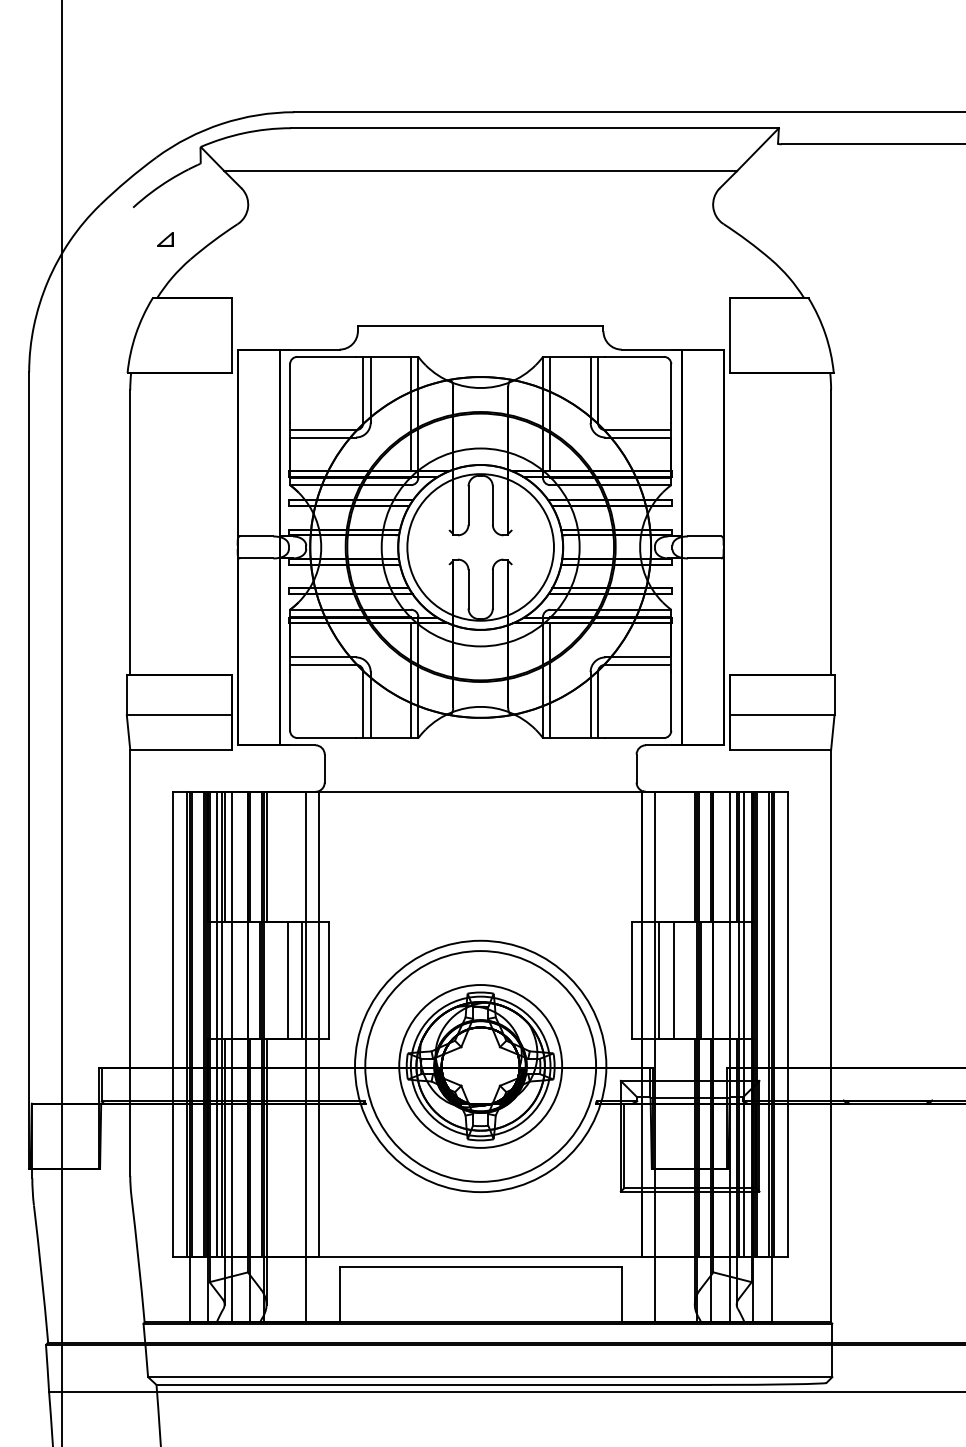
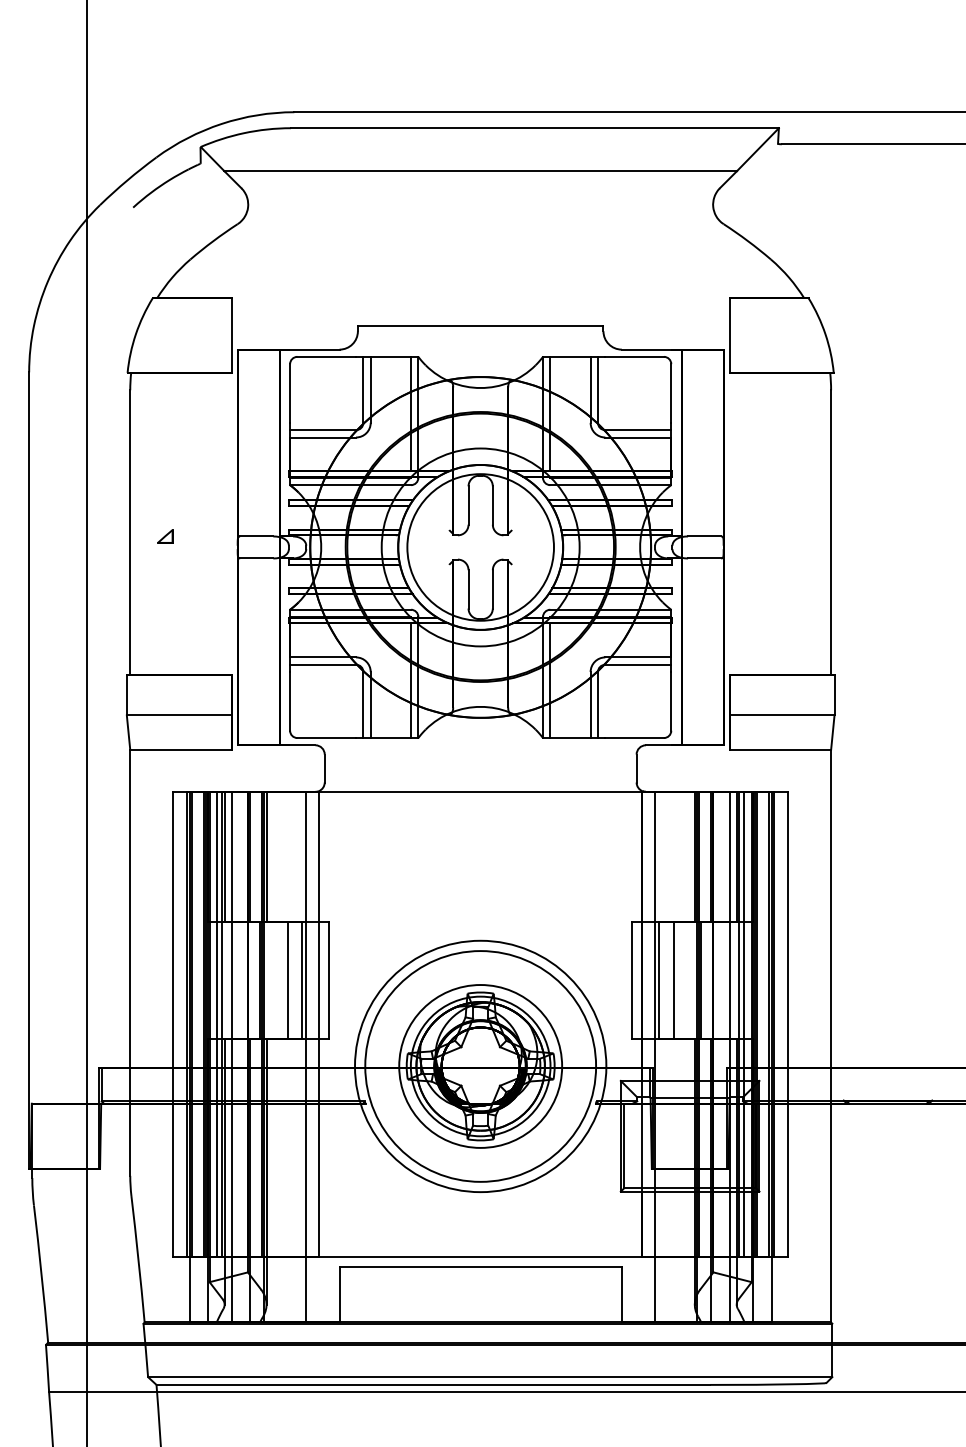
part position: (165, 239) -> (165, 536) (165, 536)
line position: (61, 722) -> (86, 722) (86, 722)
